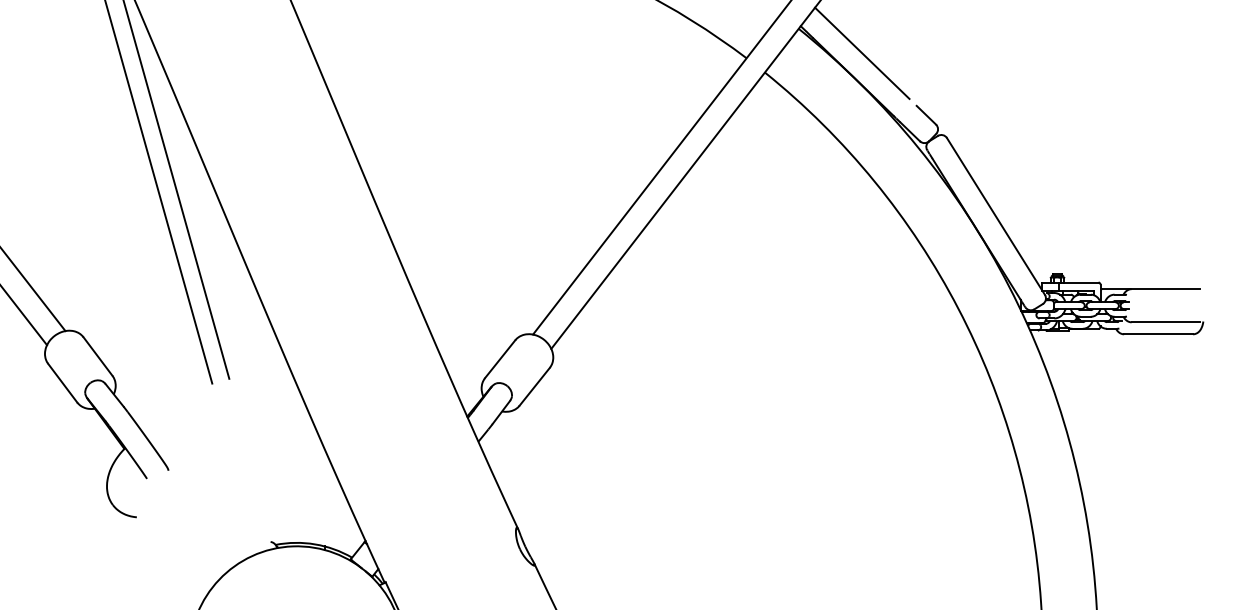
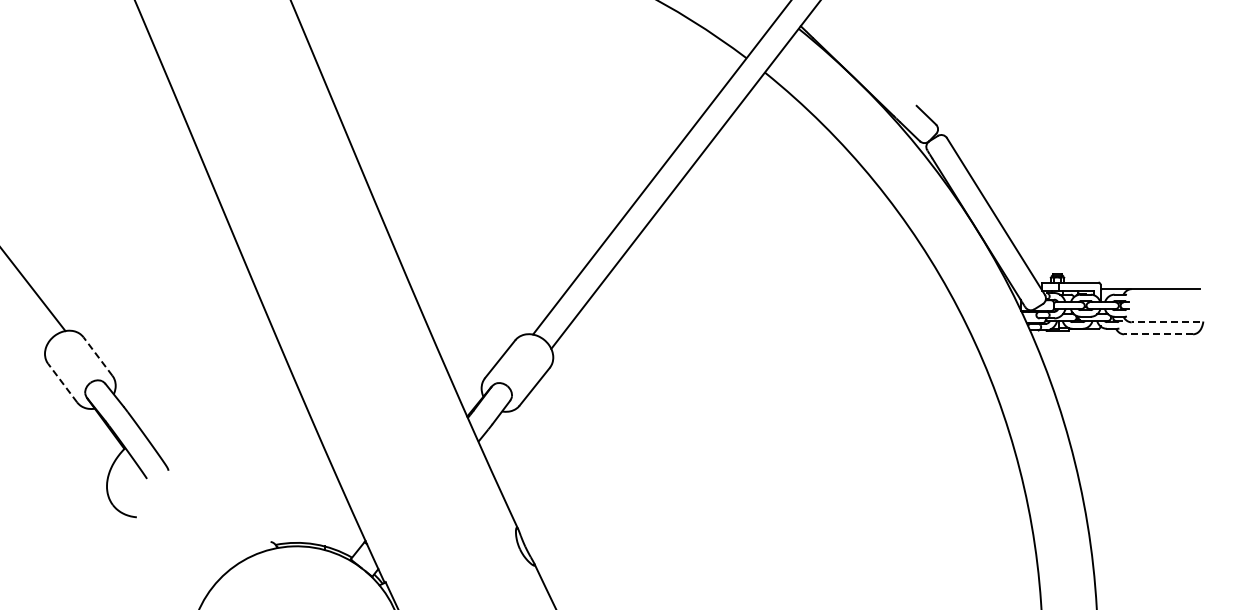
line: present -> none (862, 52)
line: present -> none (176, 190)
line: present -> none (158, 192)
line: present -> none (24, 316)
line: solid -> dashed (1165, 322)
line: solid -> dashed (1158, 334)
line: solid -> dashed (97, 356)
line: solid -> dashed (62, 382)
